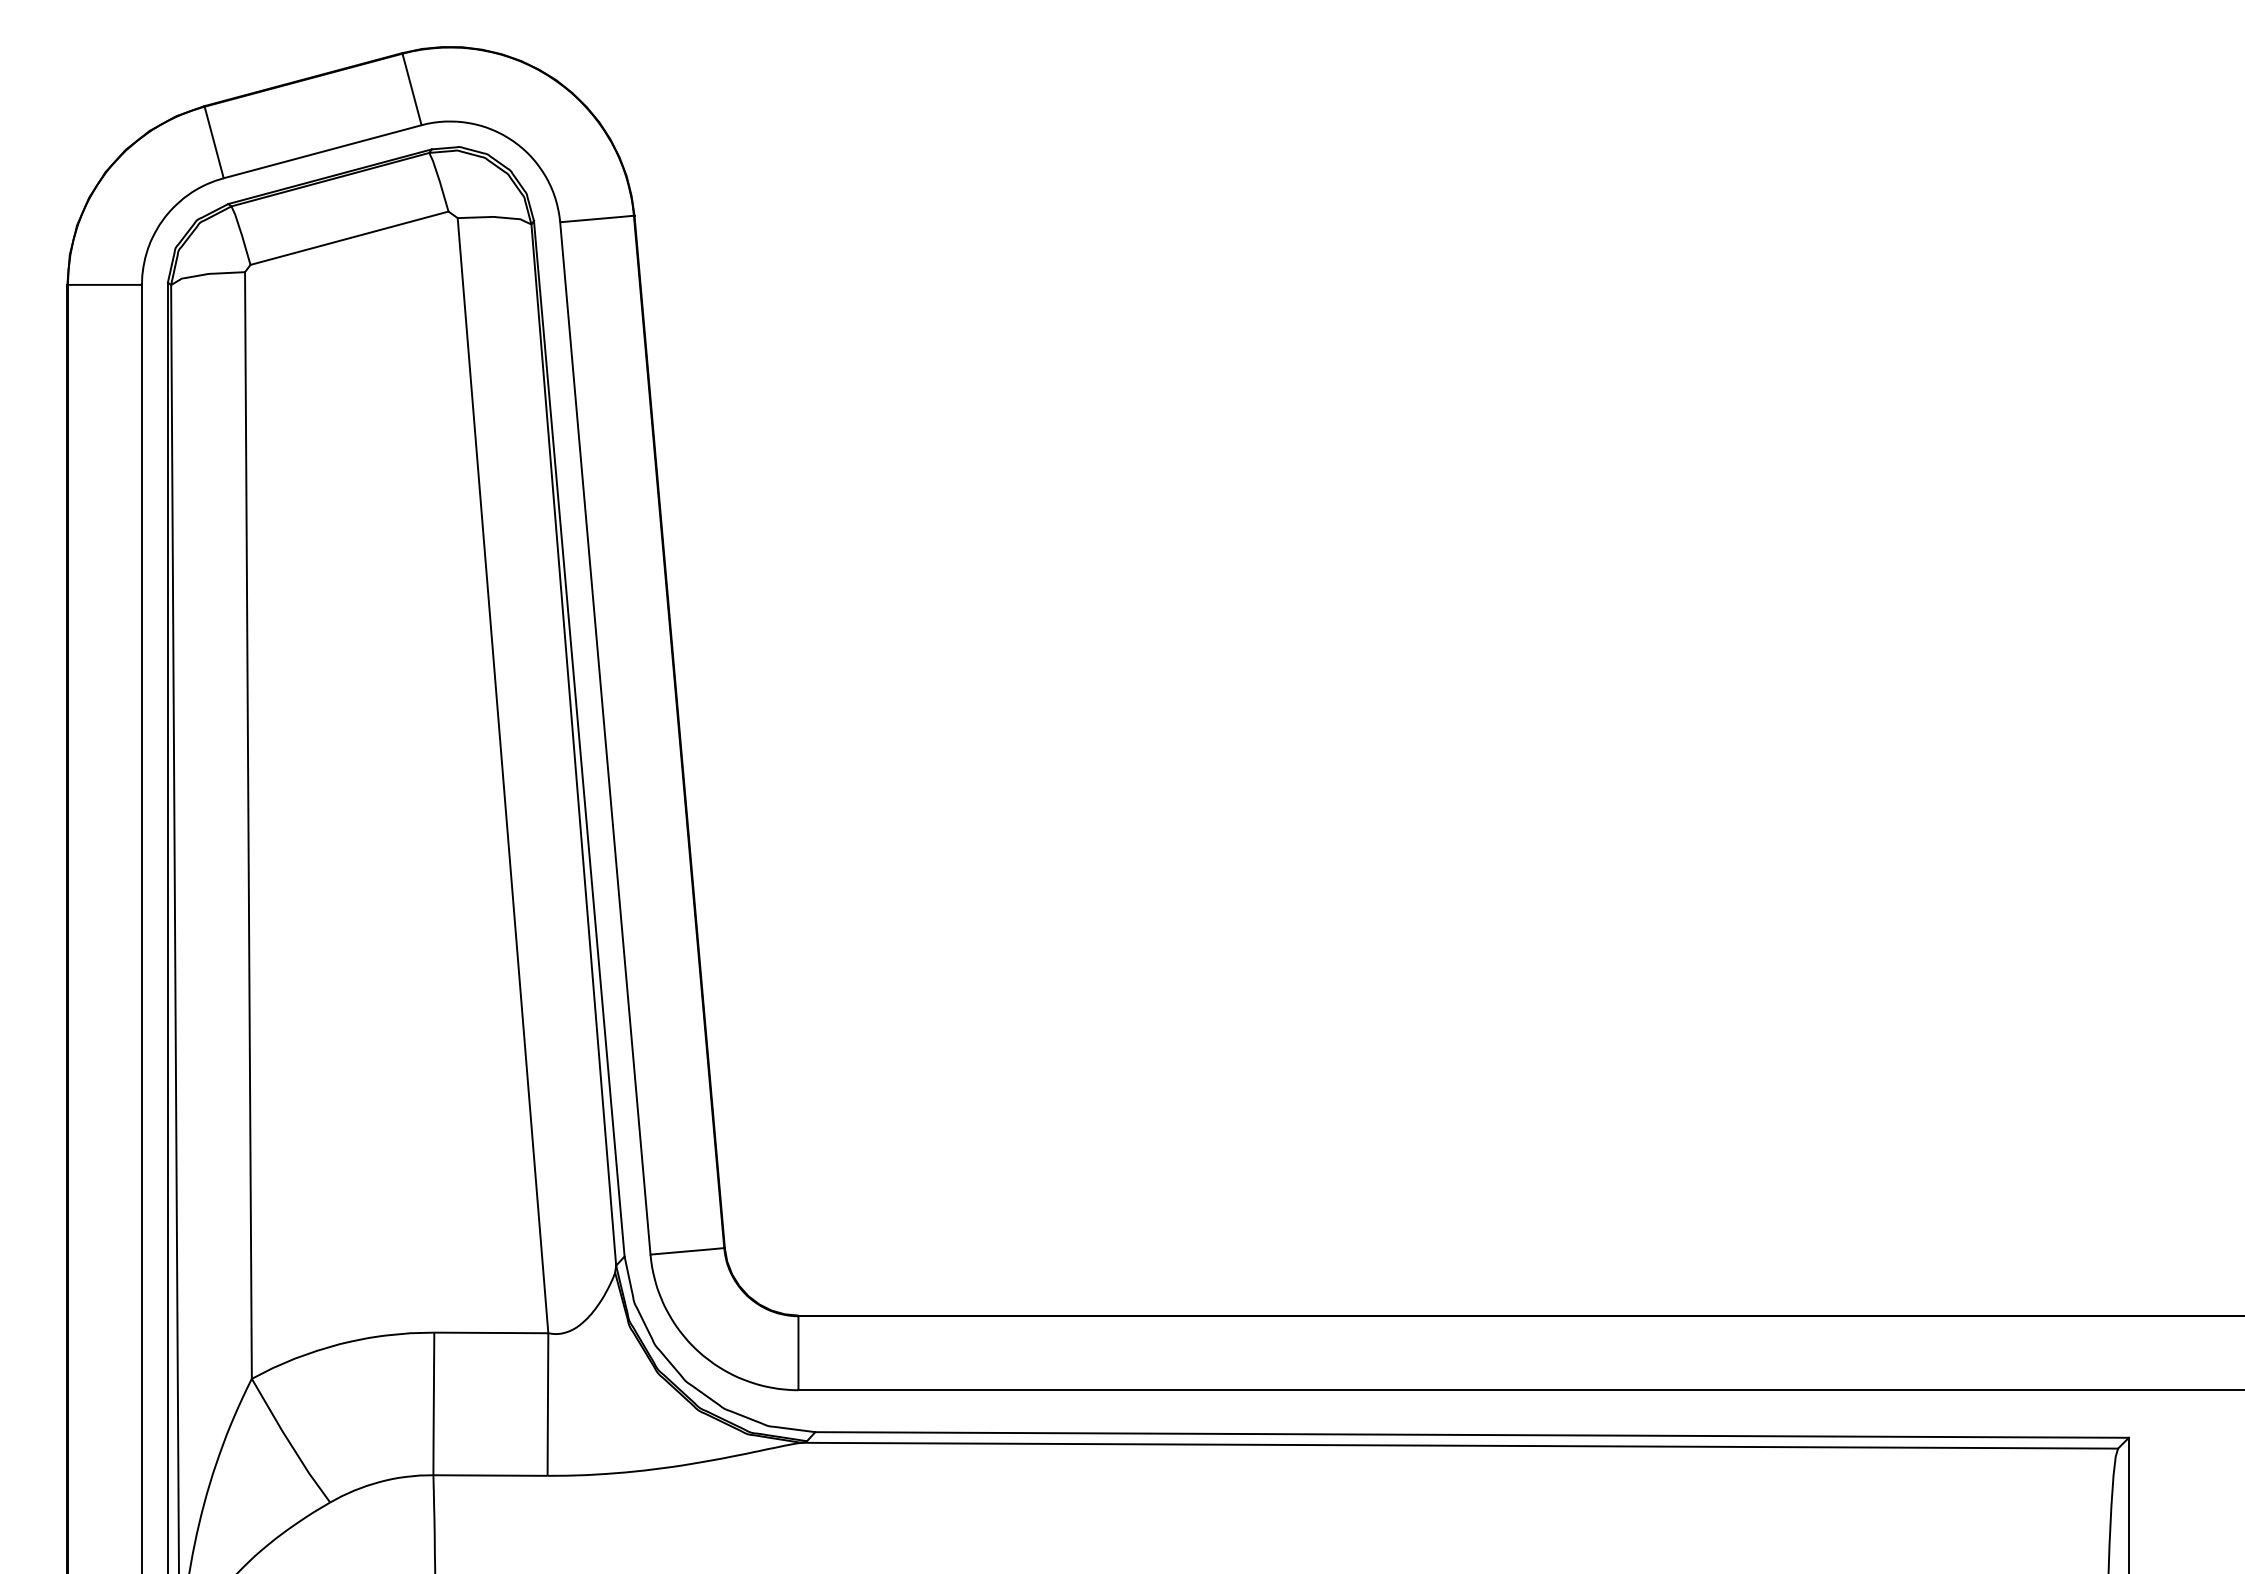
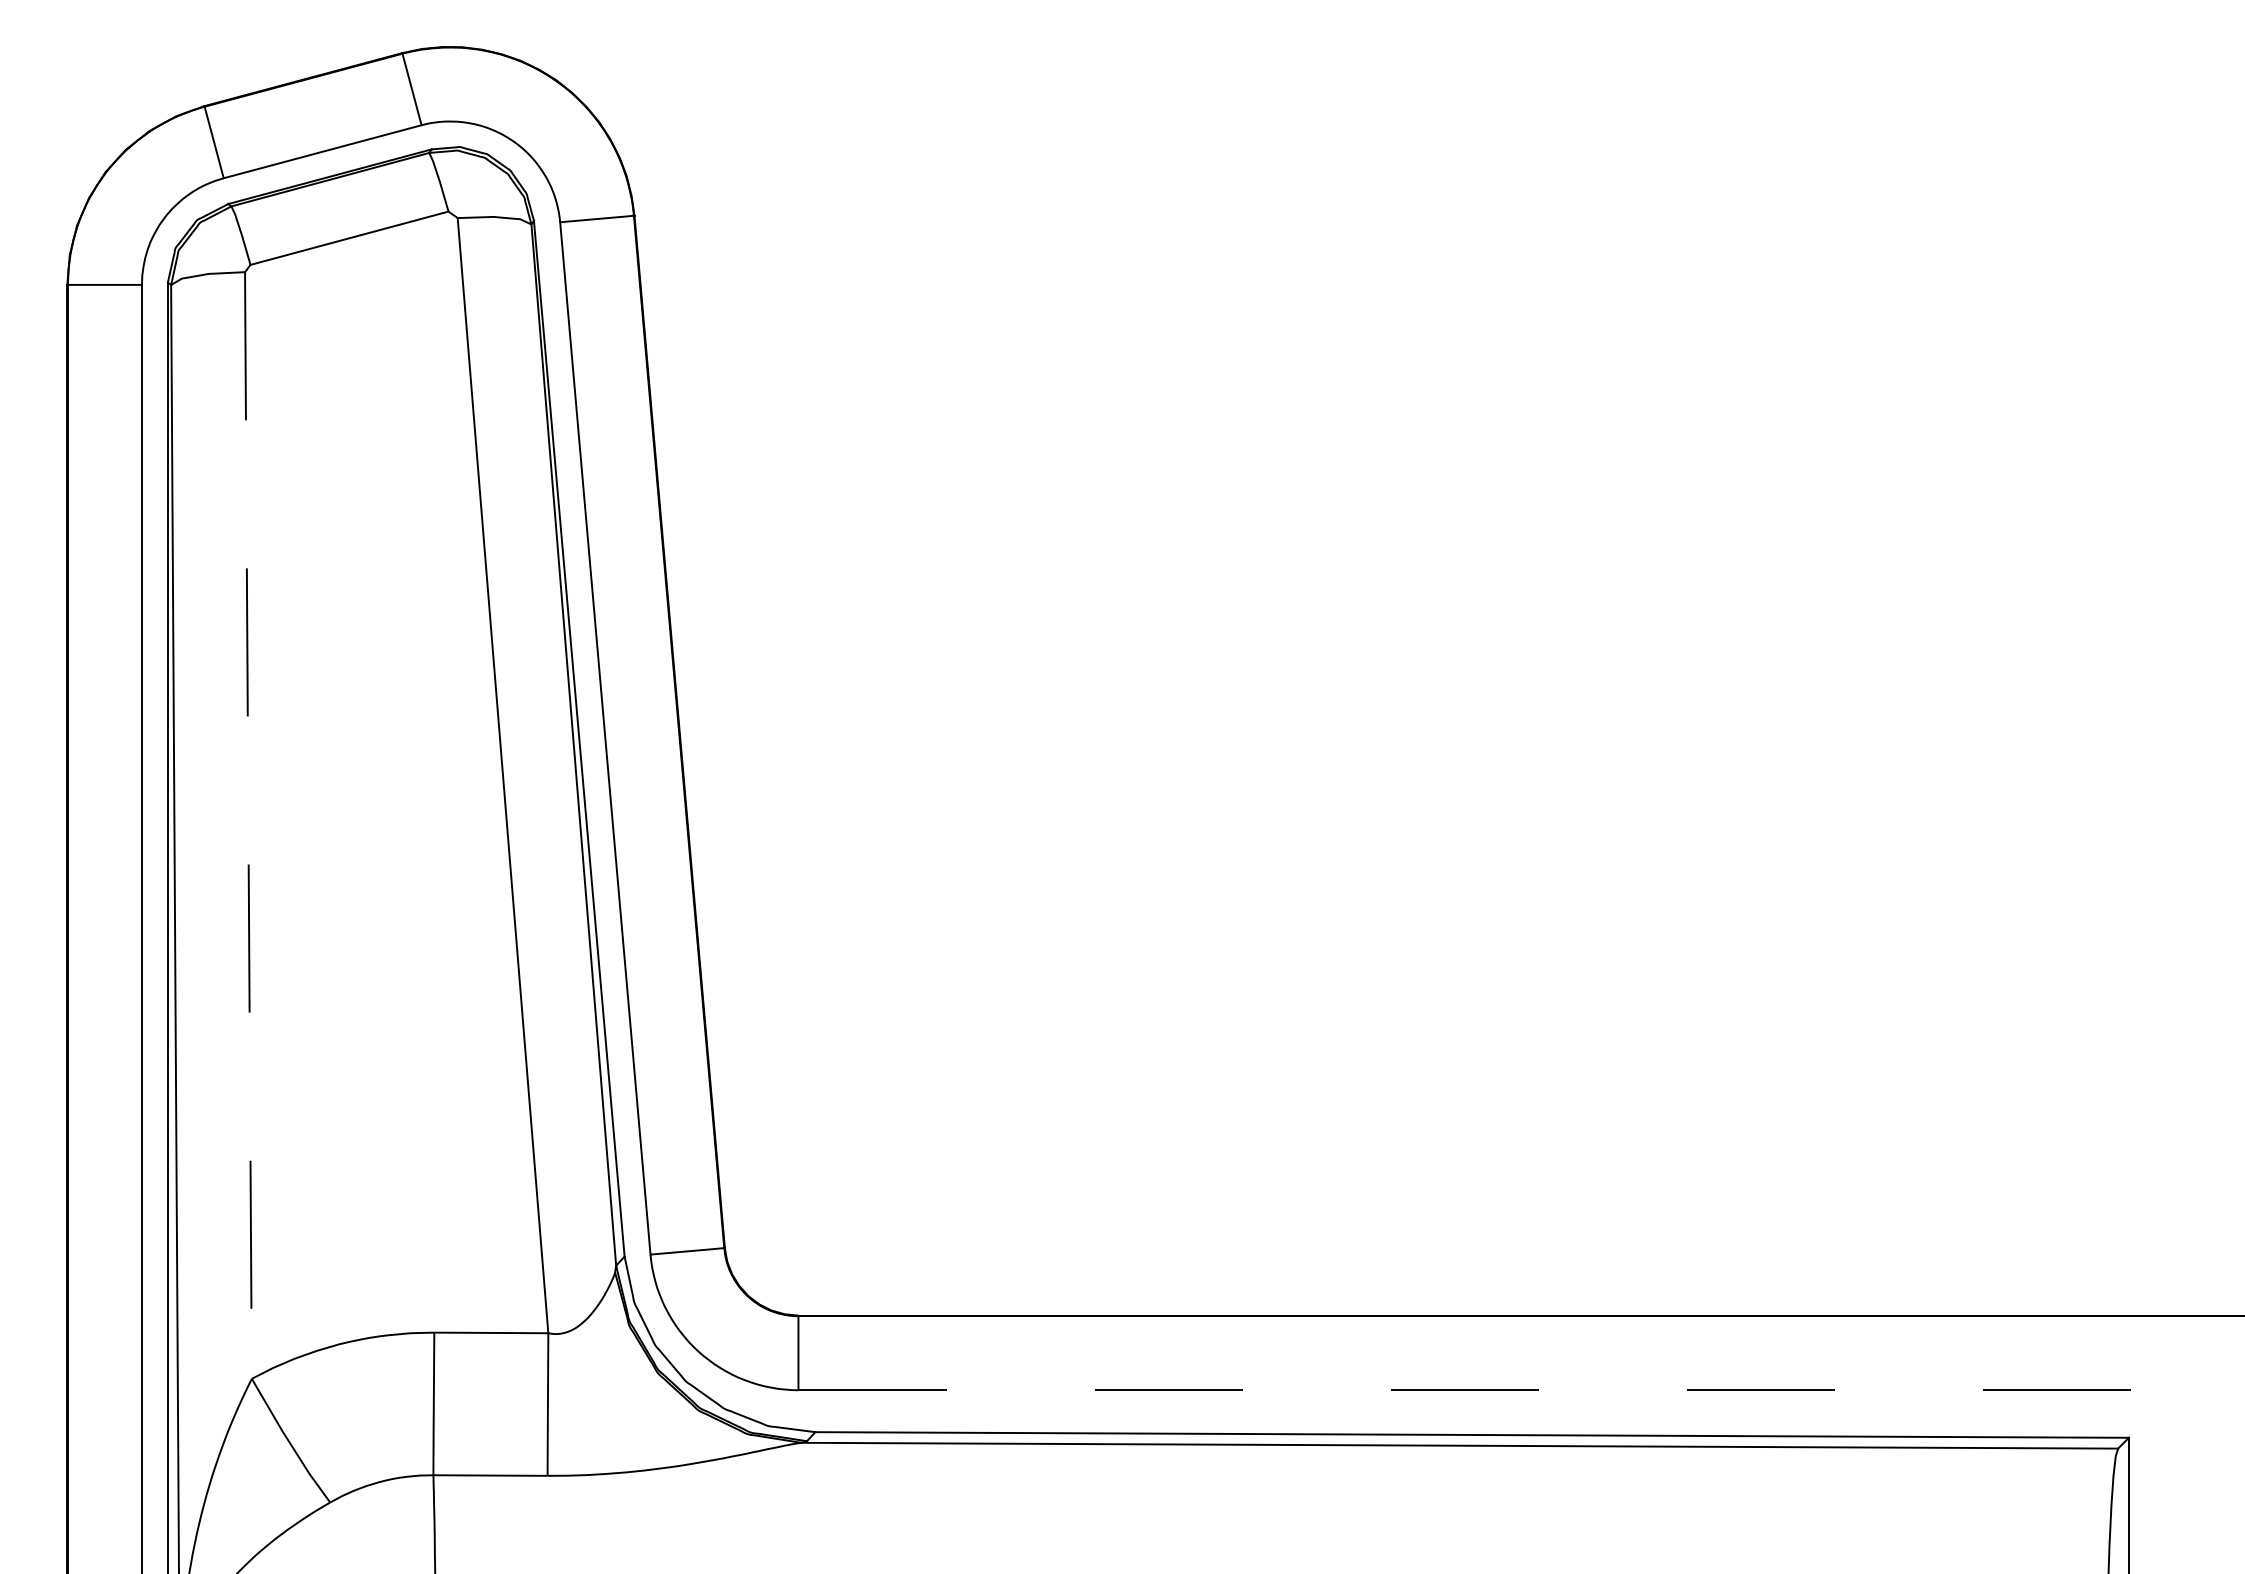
line: solid -> dashed (248, 826)
line: solid -> dashed (1521, 1390)
